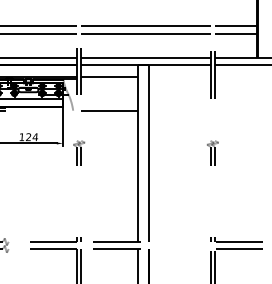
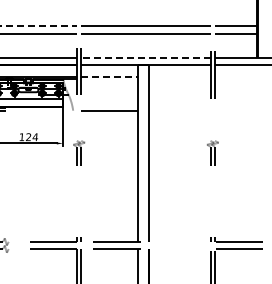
line: solid -> dashed (38, 25)
line: solid -> dashed (145, 57)
line: solid -> dashed (110, 76)
